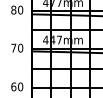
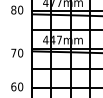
text position: (17, 47) -> (17, 52) (17, 52)
